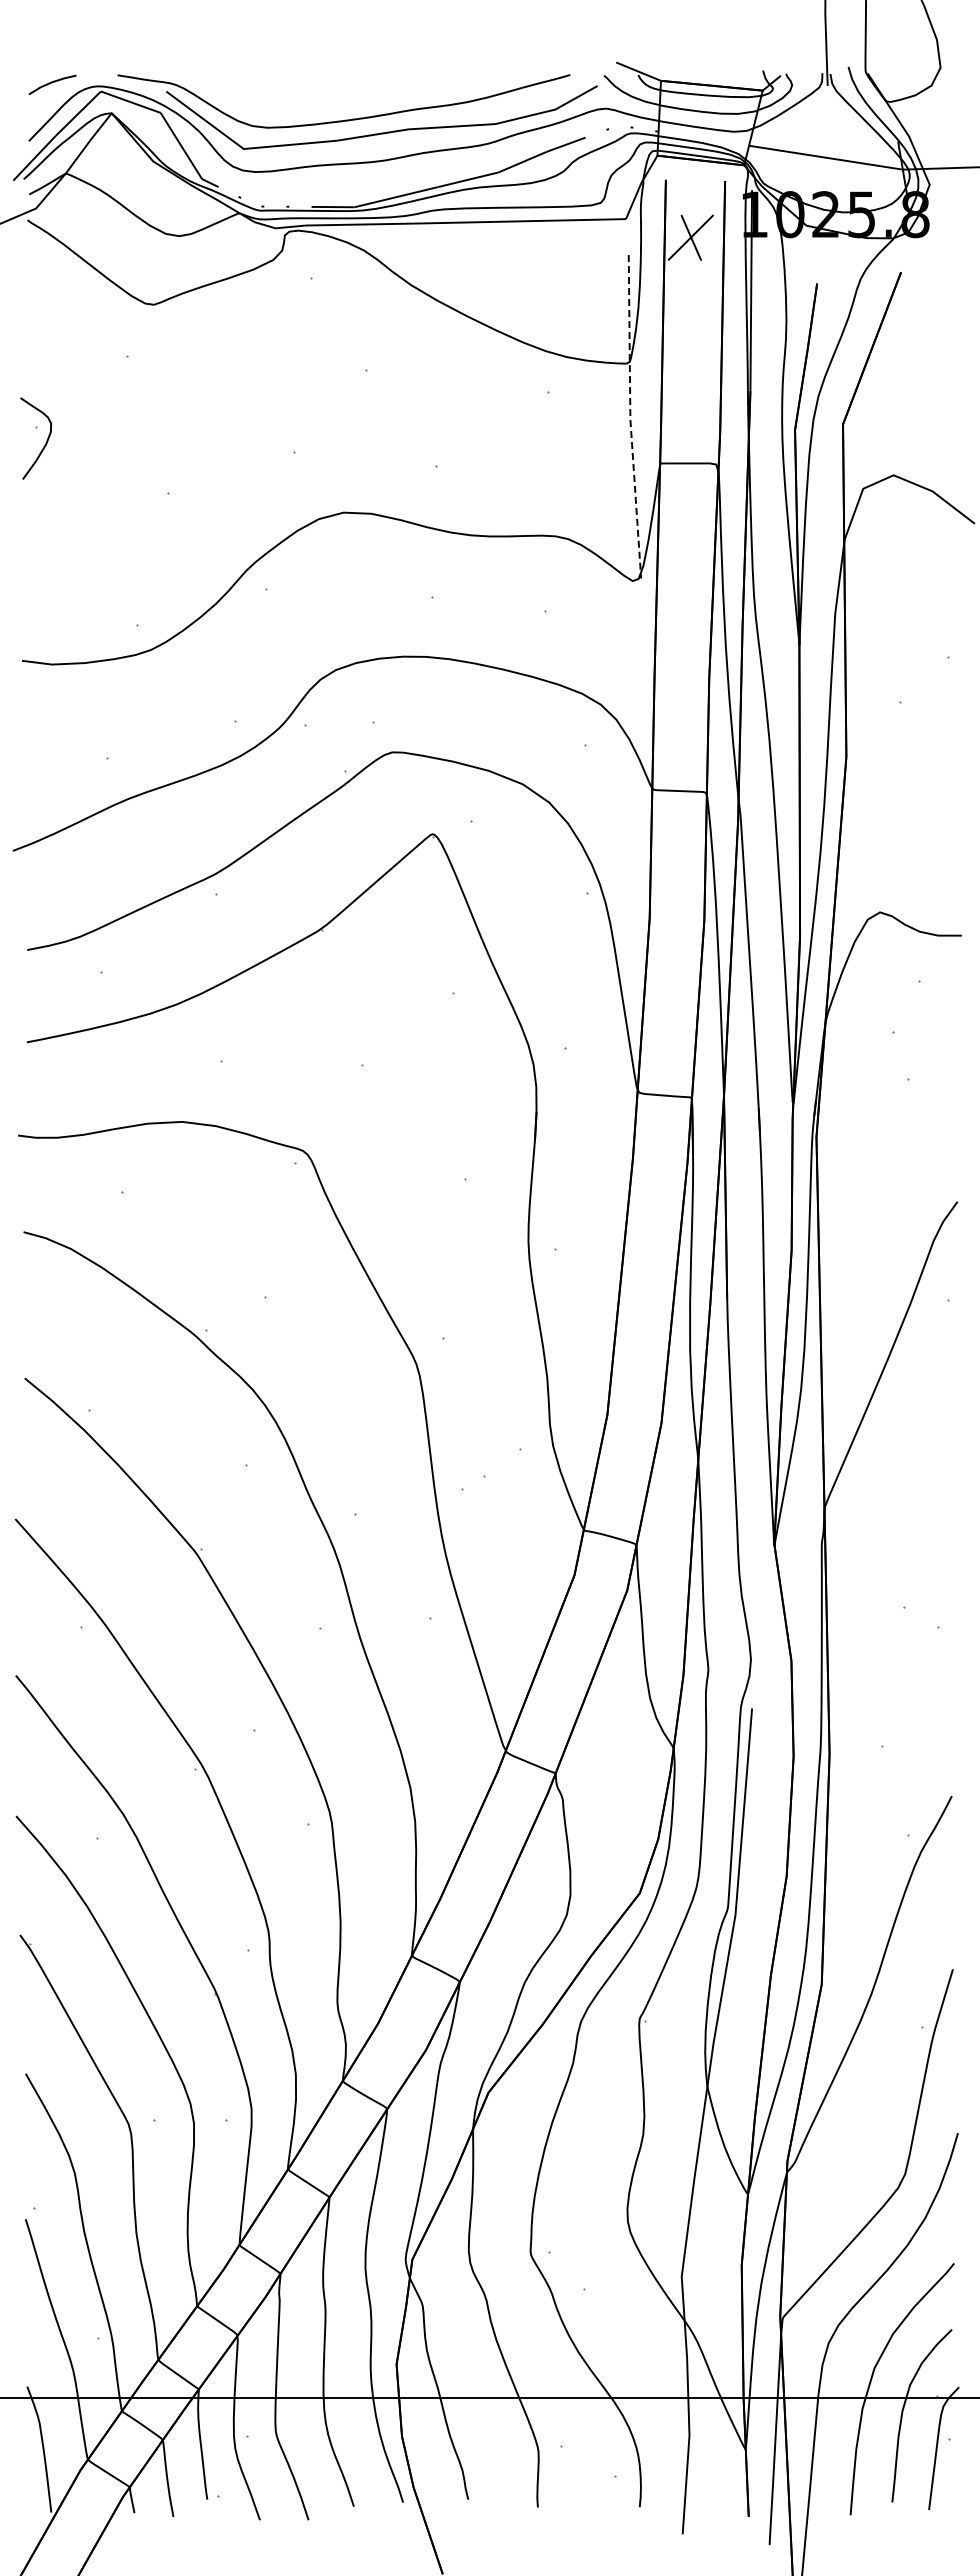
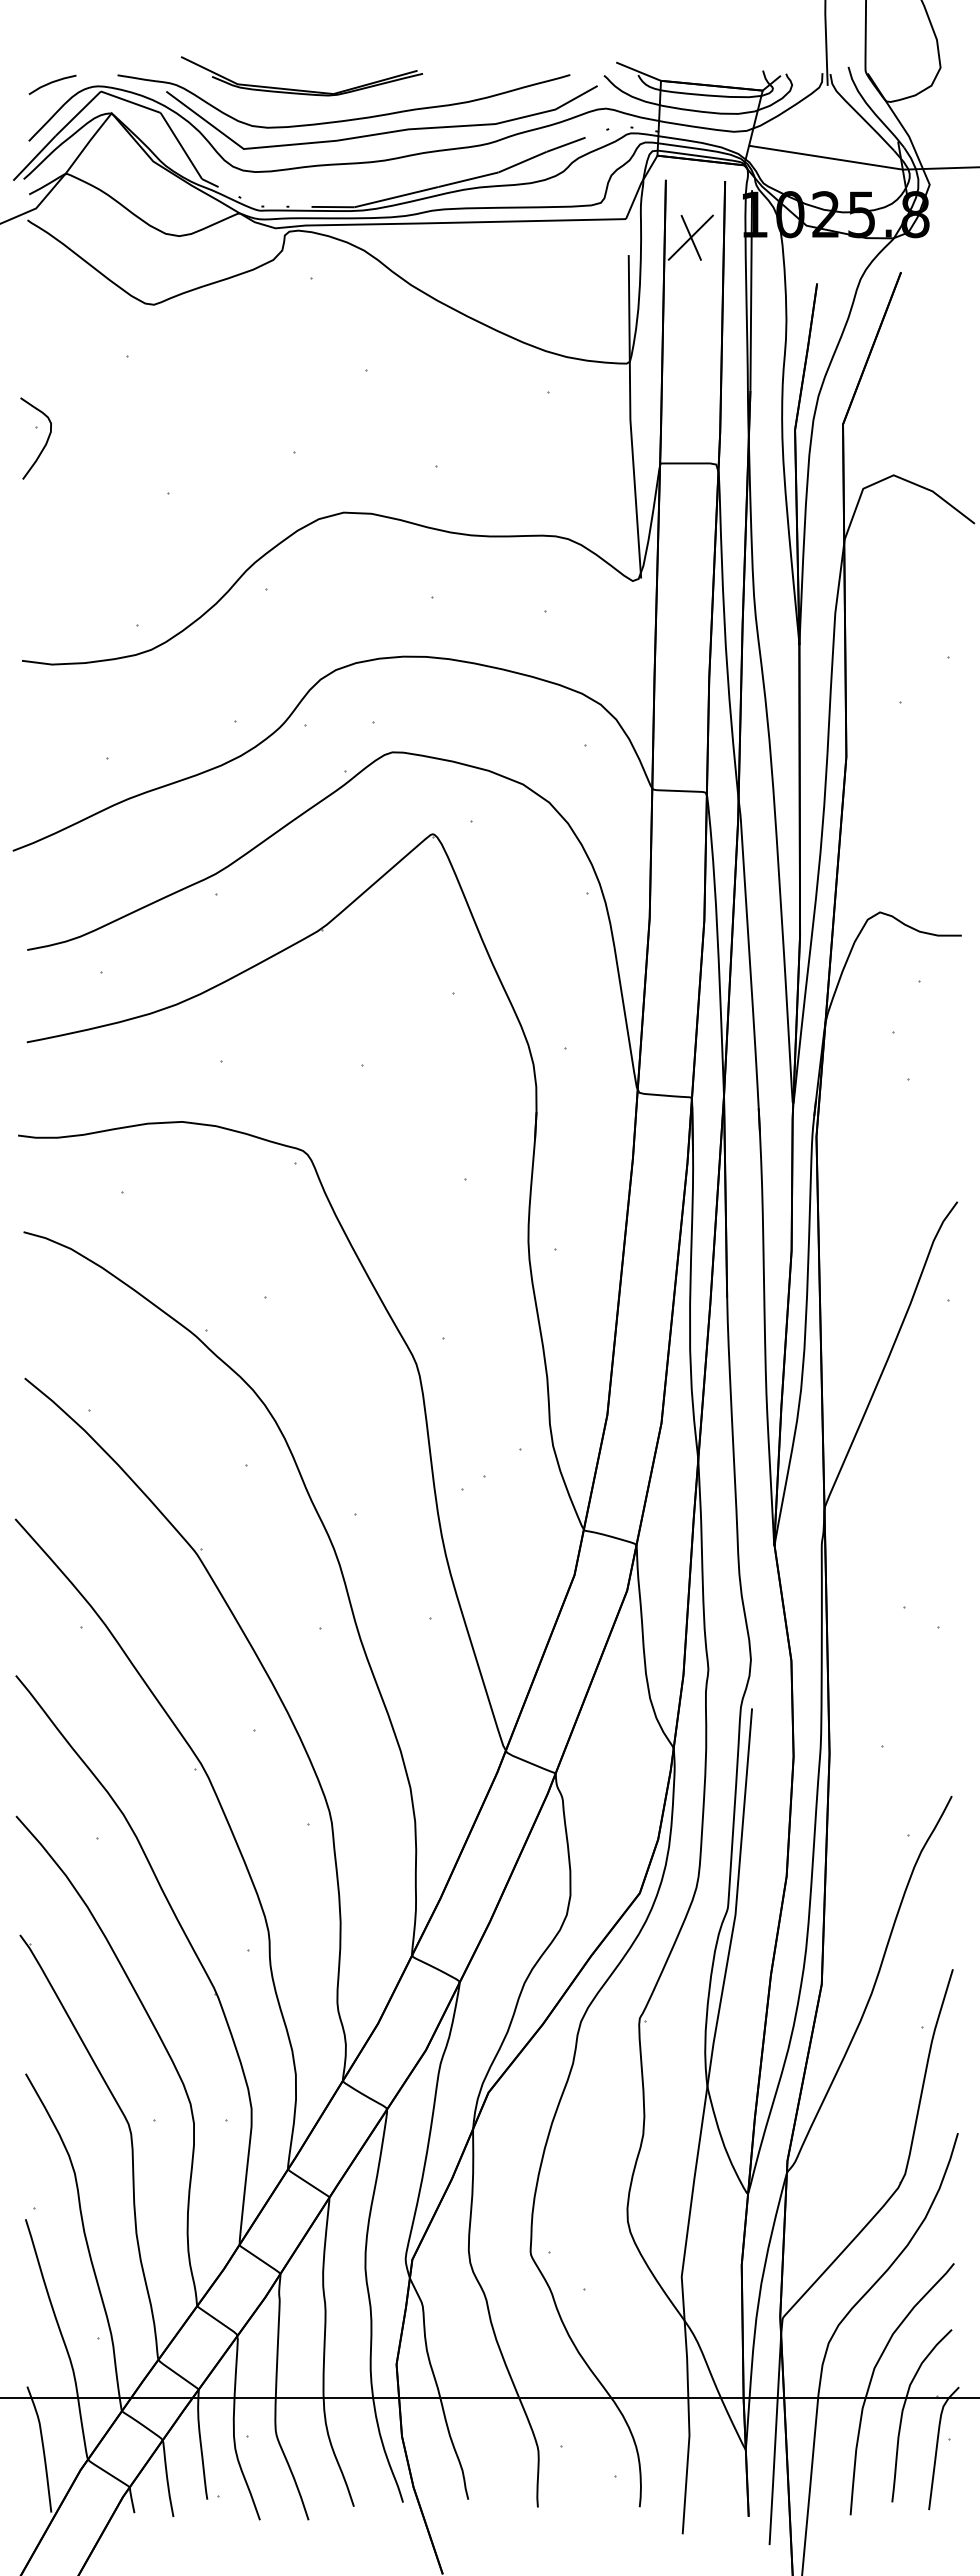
part: none -> present (301, 89)
line: dashed -> solid (630, 417)
